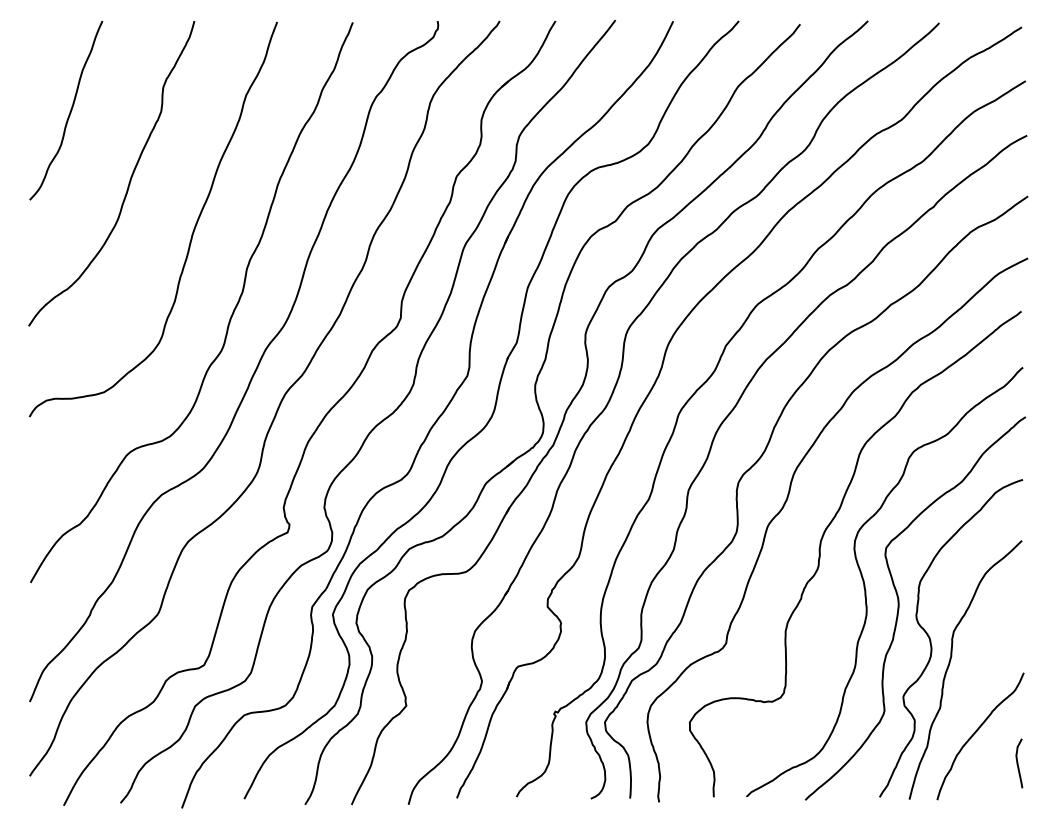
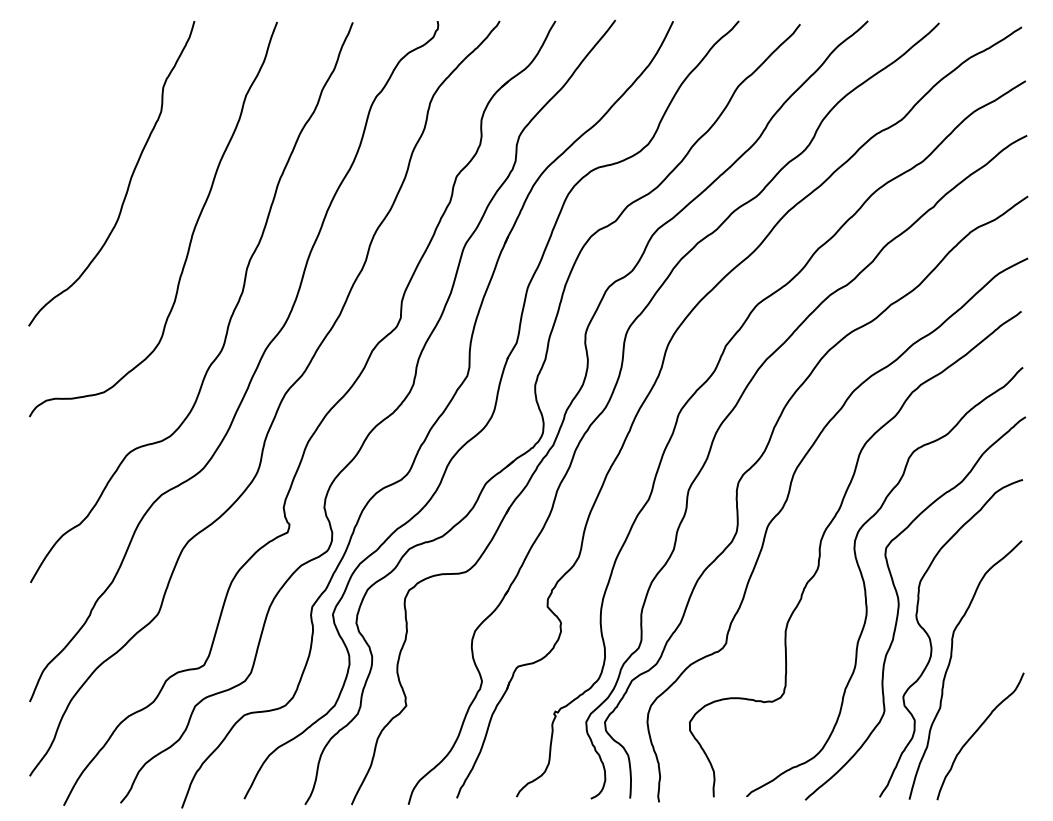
curve: present -> none (69, 112)
curve: present -> none (1018, 763)
